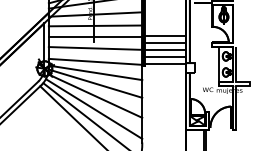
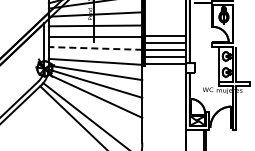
line: solid -> dashed (95, 48)
line: present -> none (94, 108)
